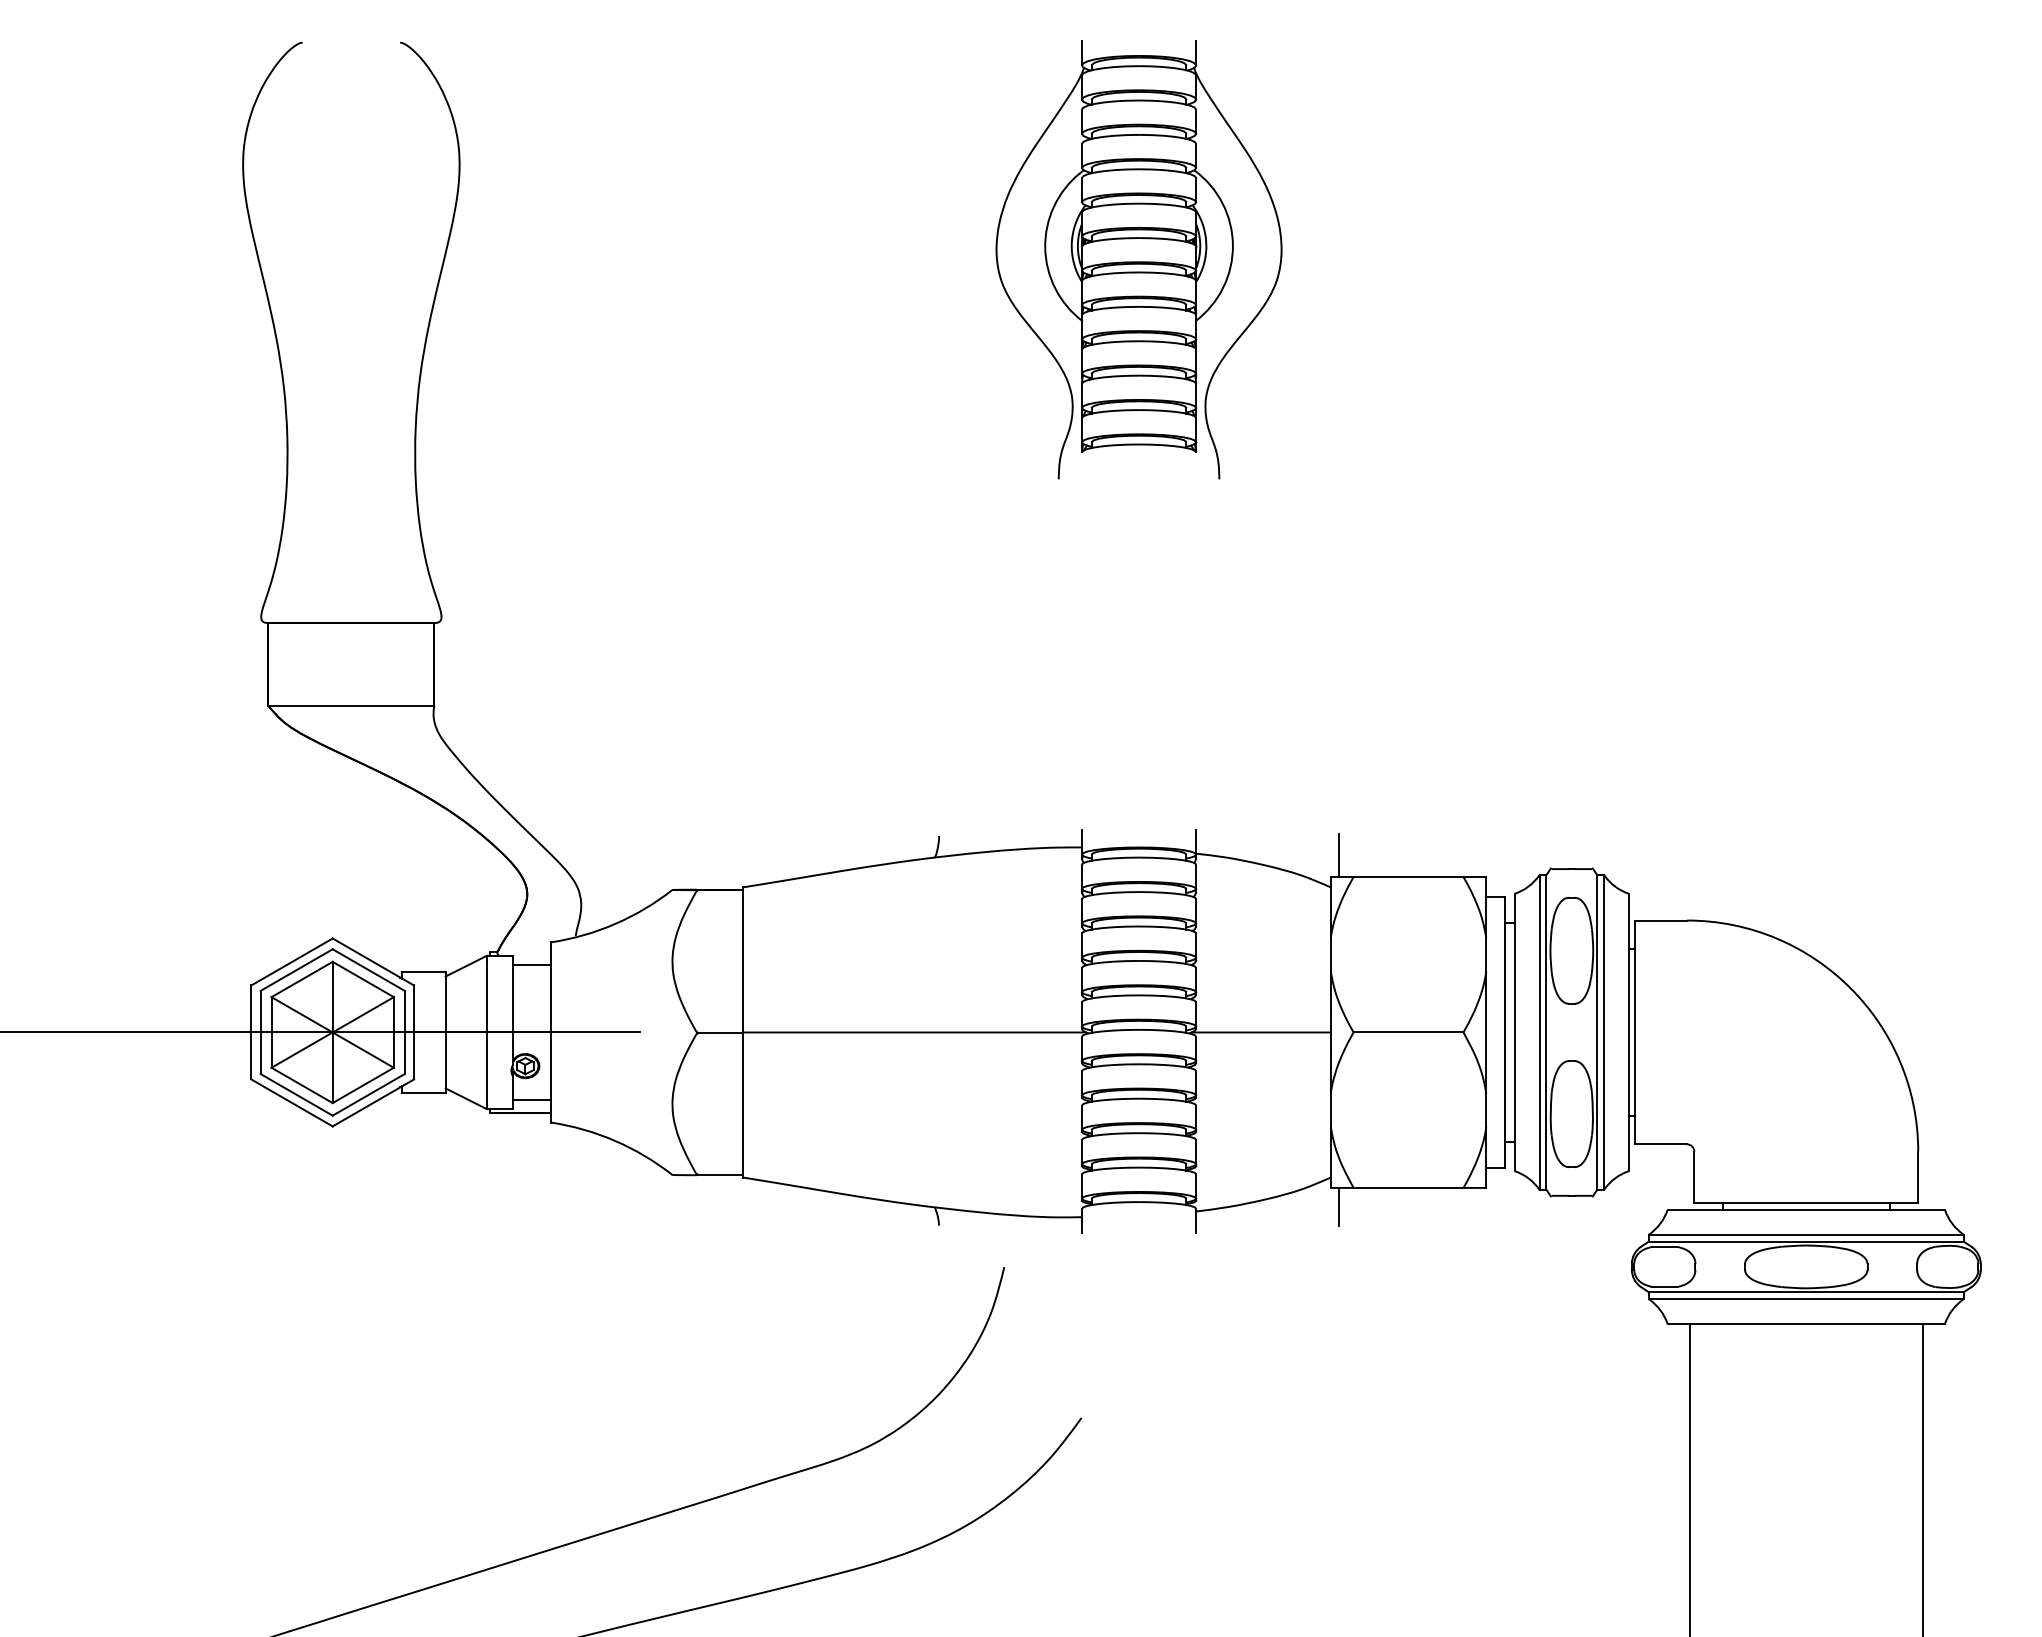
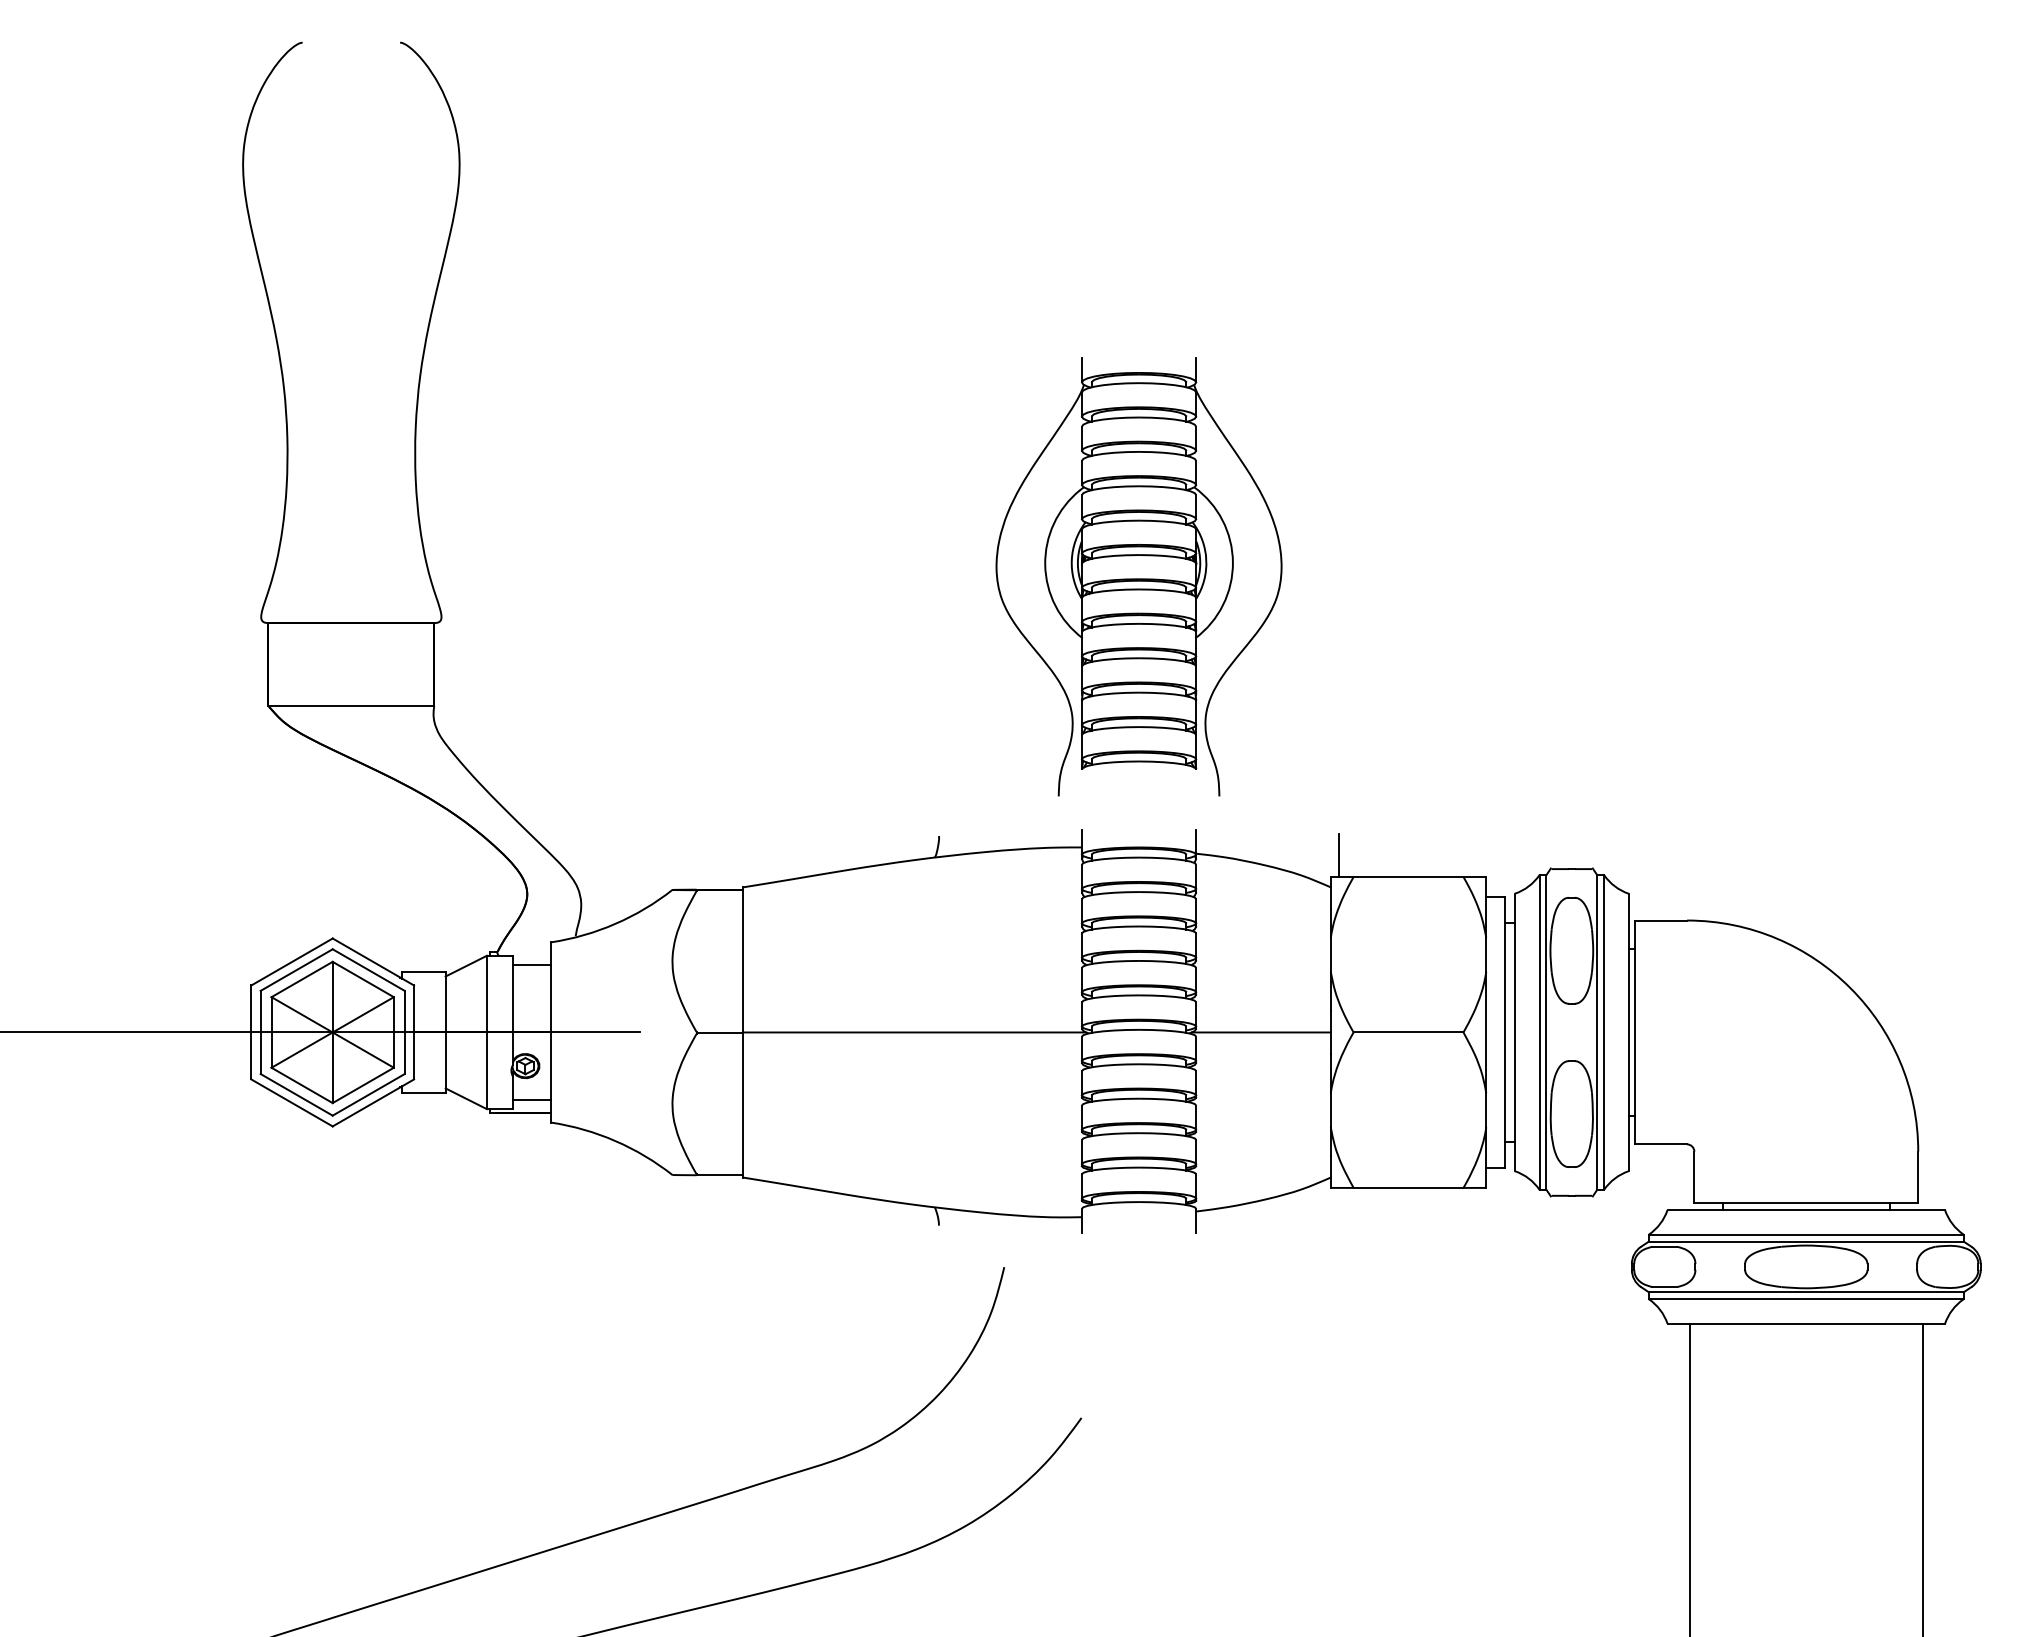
part position: (1138, 259) -> (1138, 576) (1138, 576)
line: present -> none (1339, 1206)
